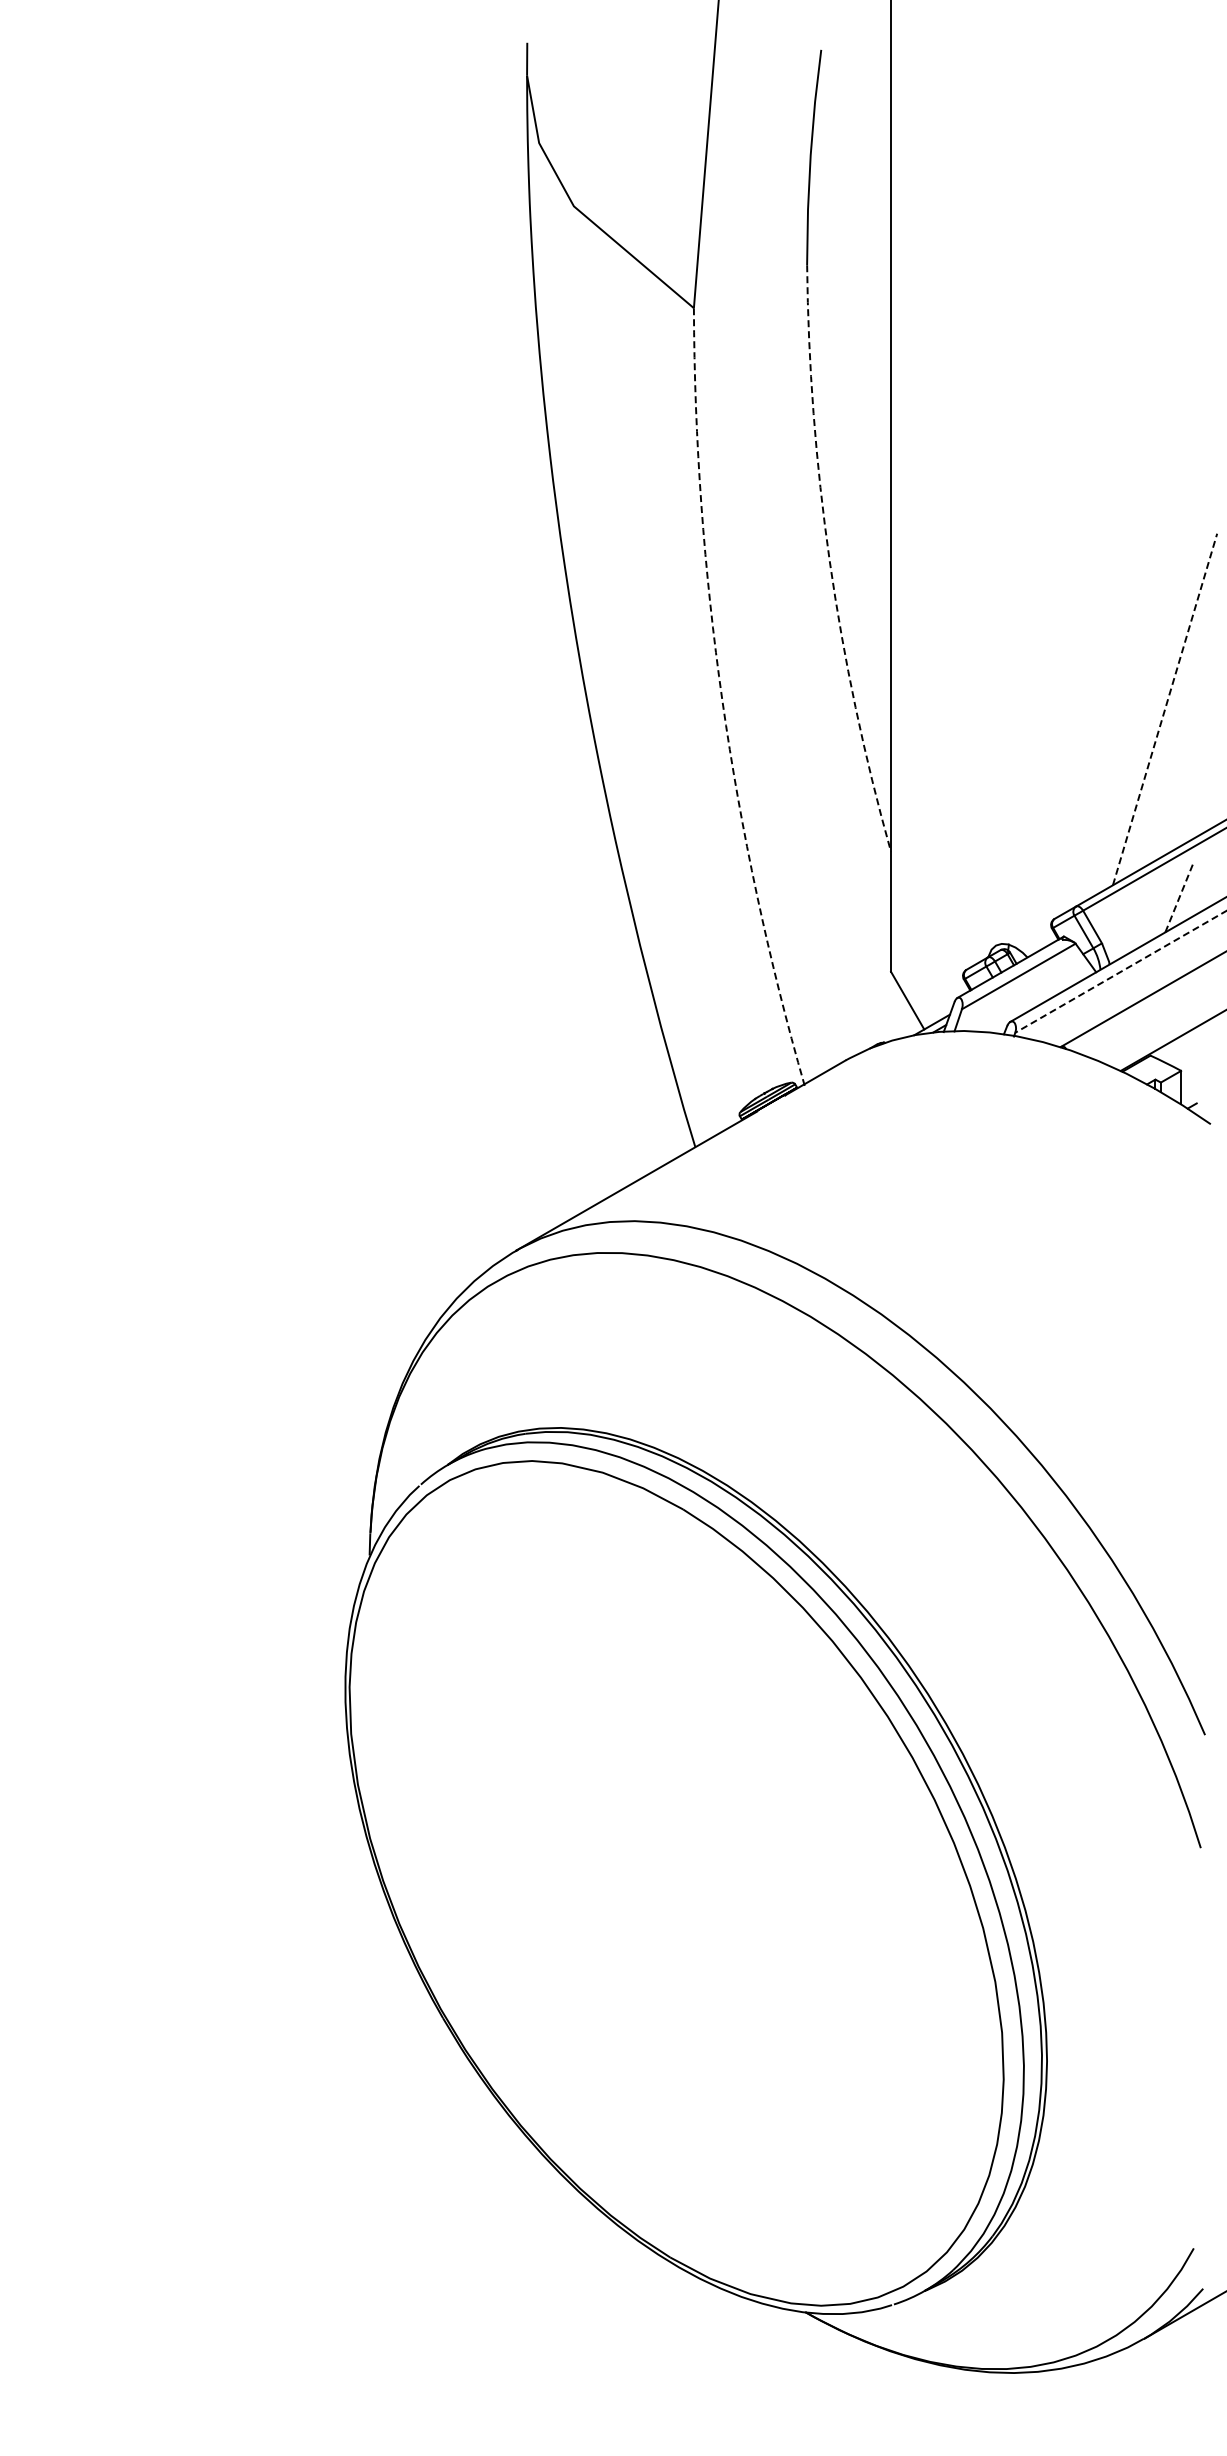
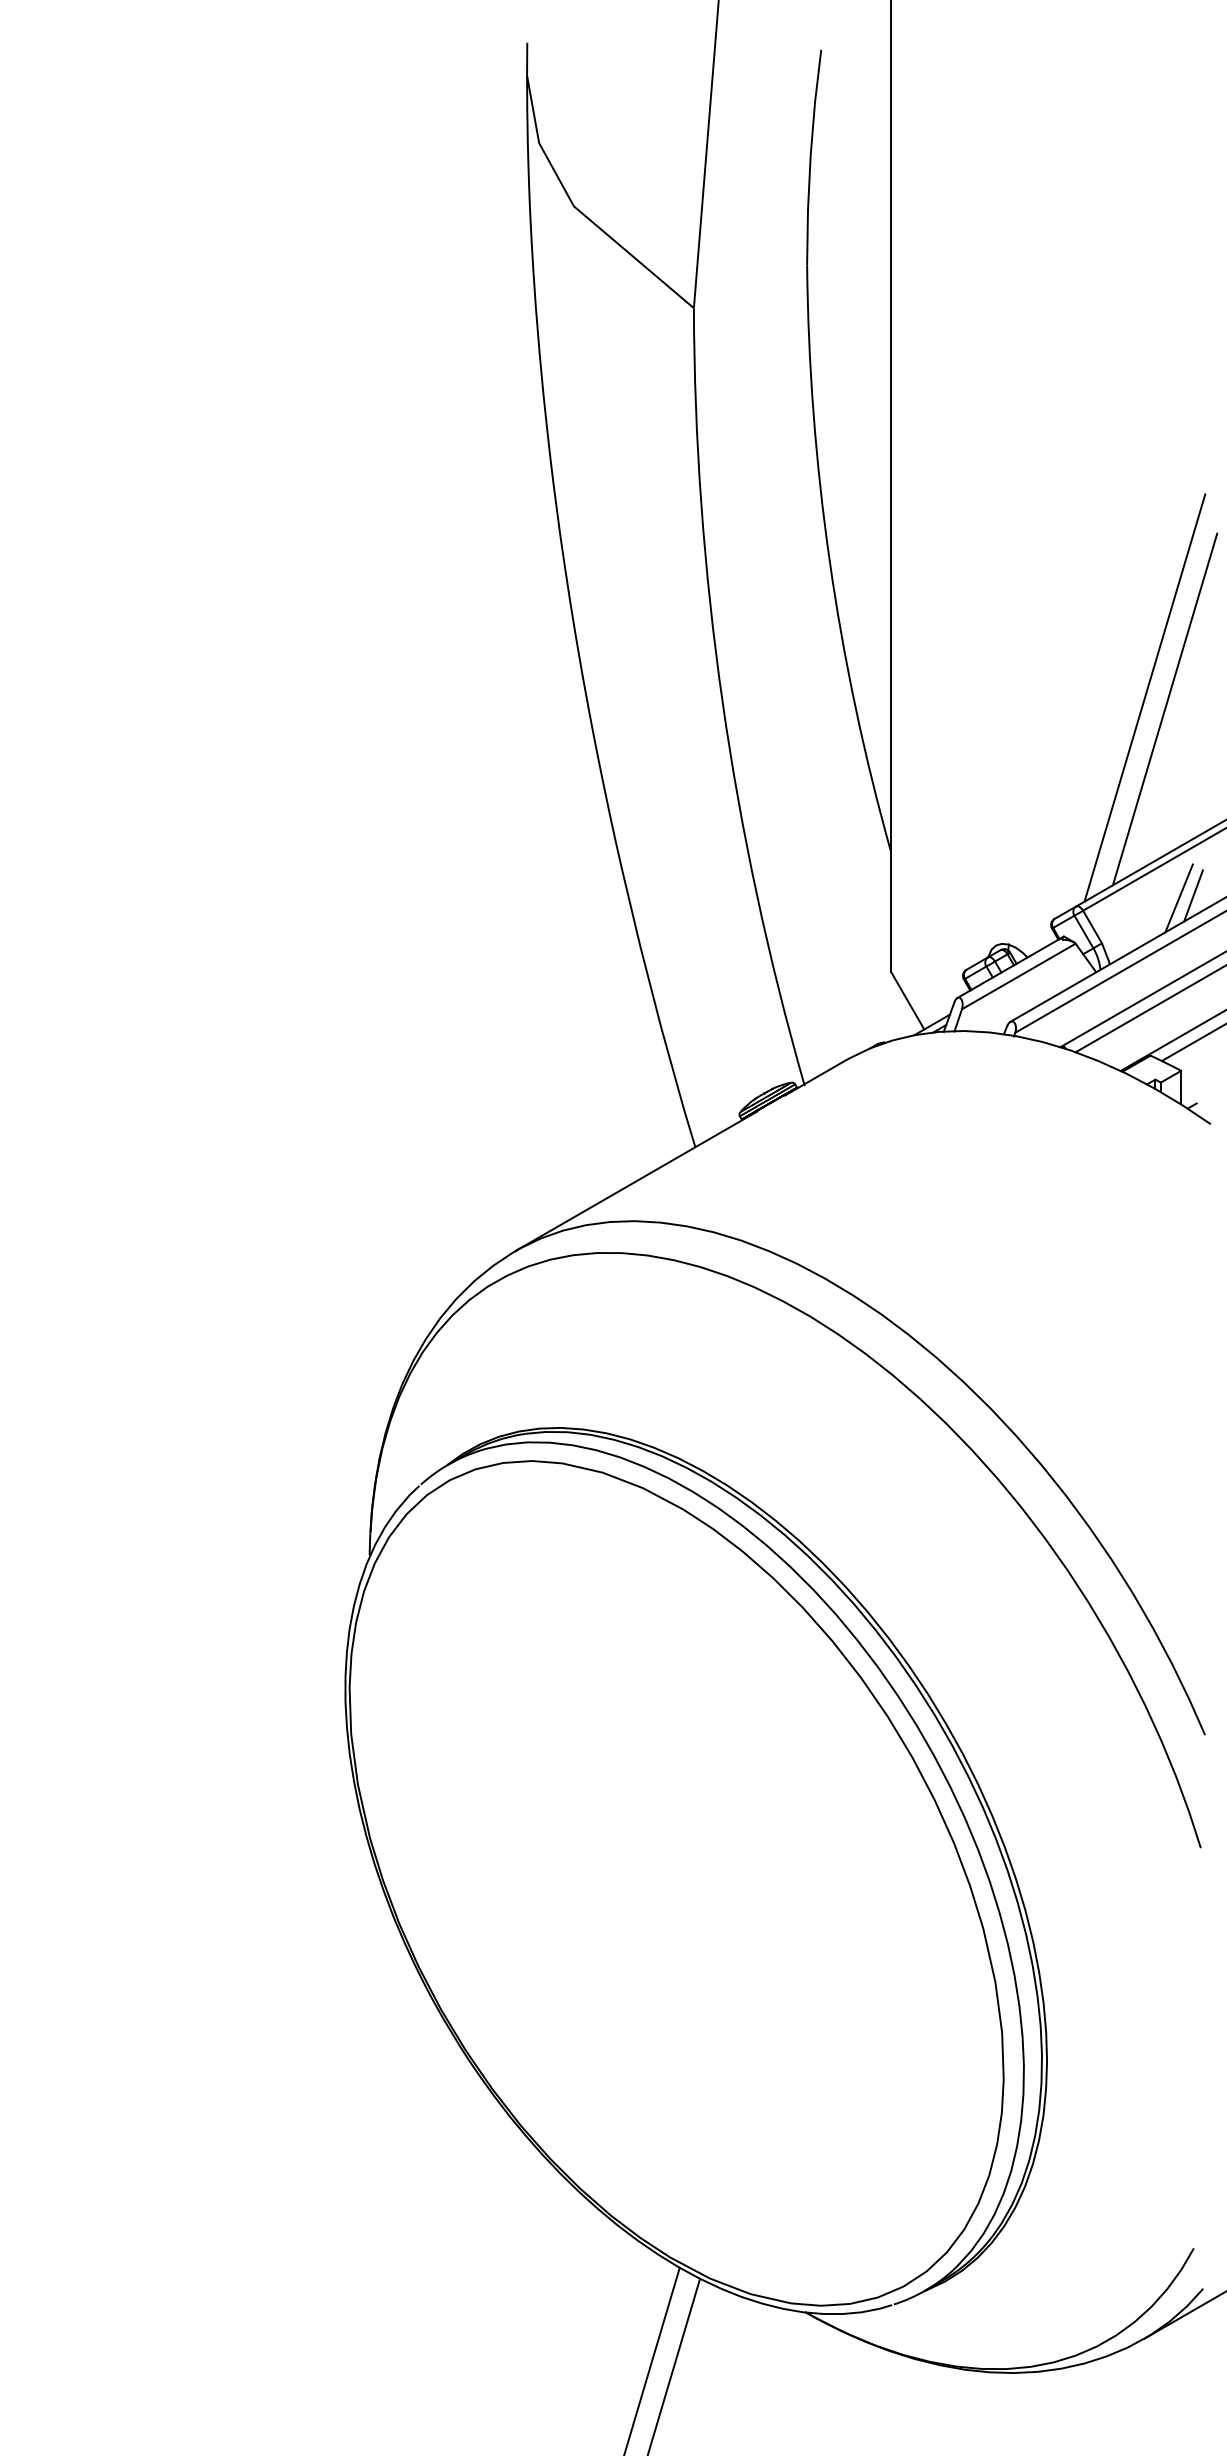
arc: dashed -> solid (829, 561)
line: none -> present (1144, 697)
arc: dashed -> solid (722, 701)
line: dashed -> solid (1165, 708)
line: none -> present (1193, 895)
line: dashed -> solid (1179, 898)
line: dashed -> solid (1120, 971)
line: none -> present (1149, 1009)
line: none -> present (1192, 1043)
line: none -> present (651, 2359)
line: none -> present (674, 2365)
